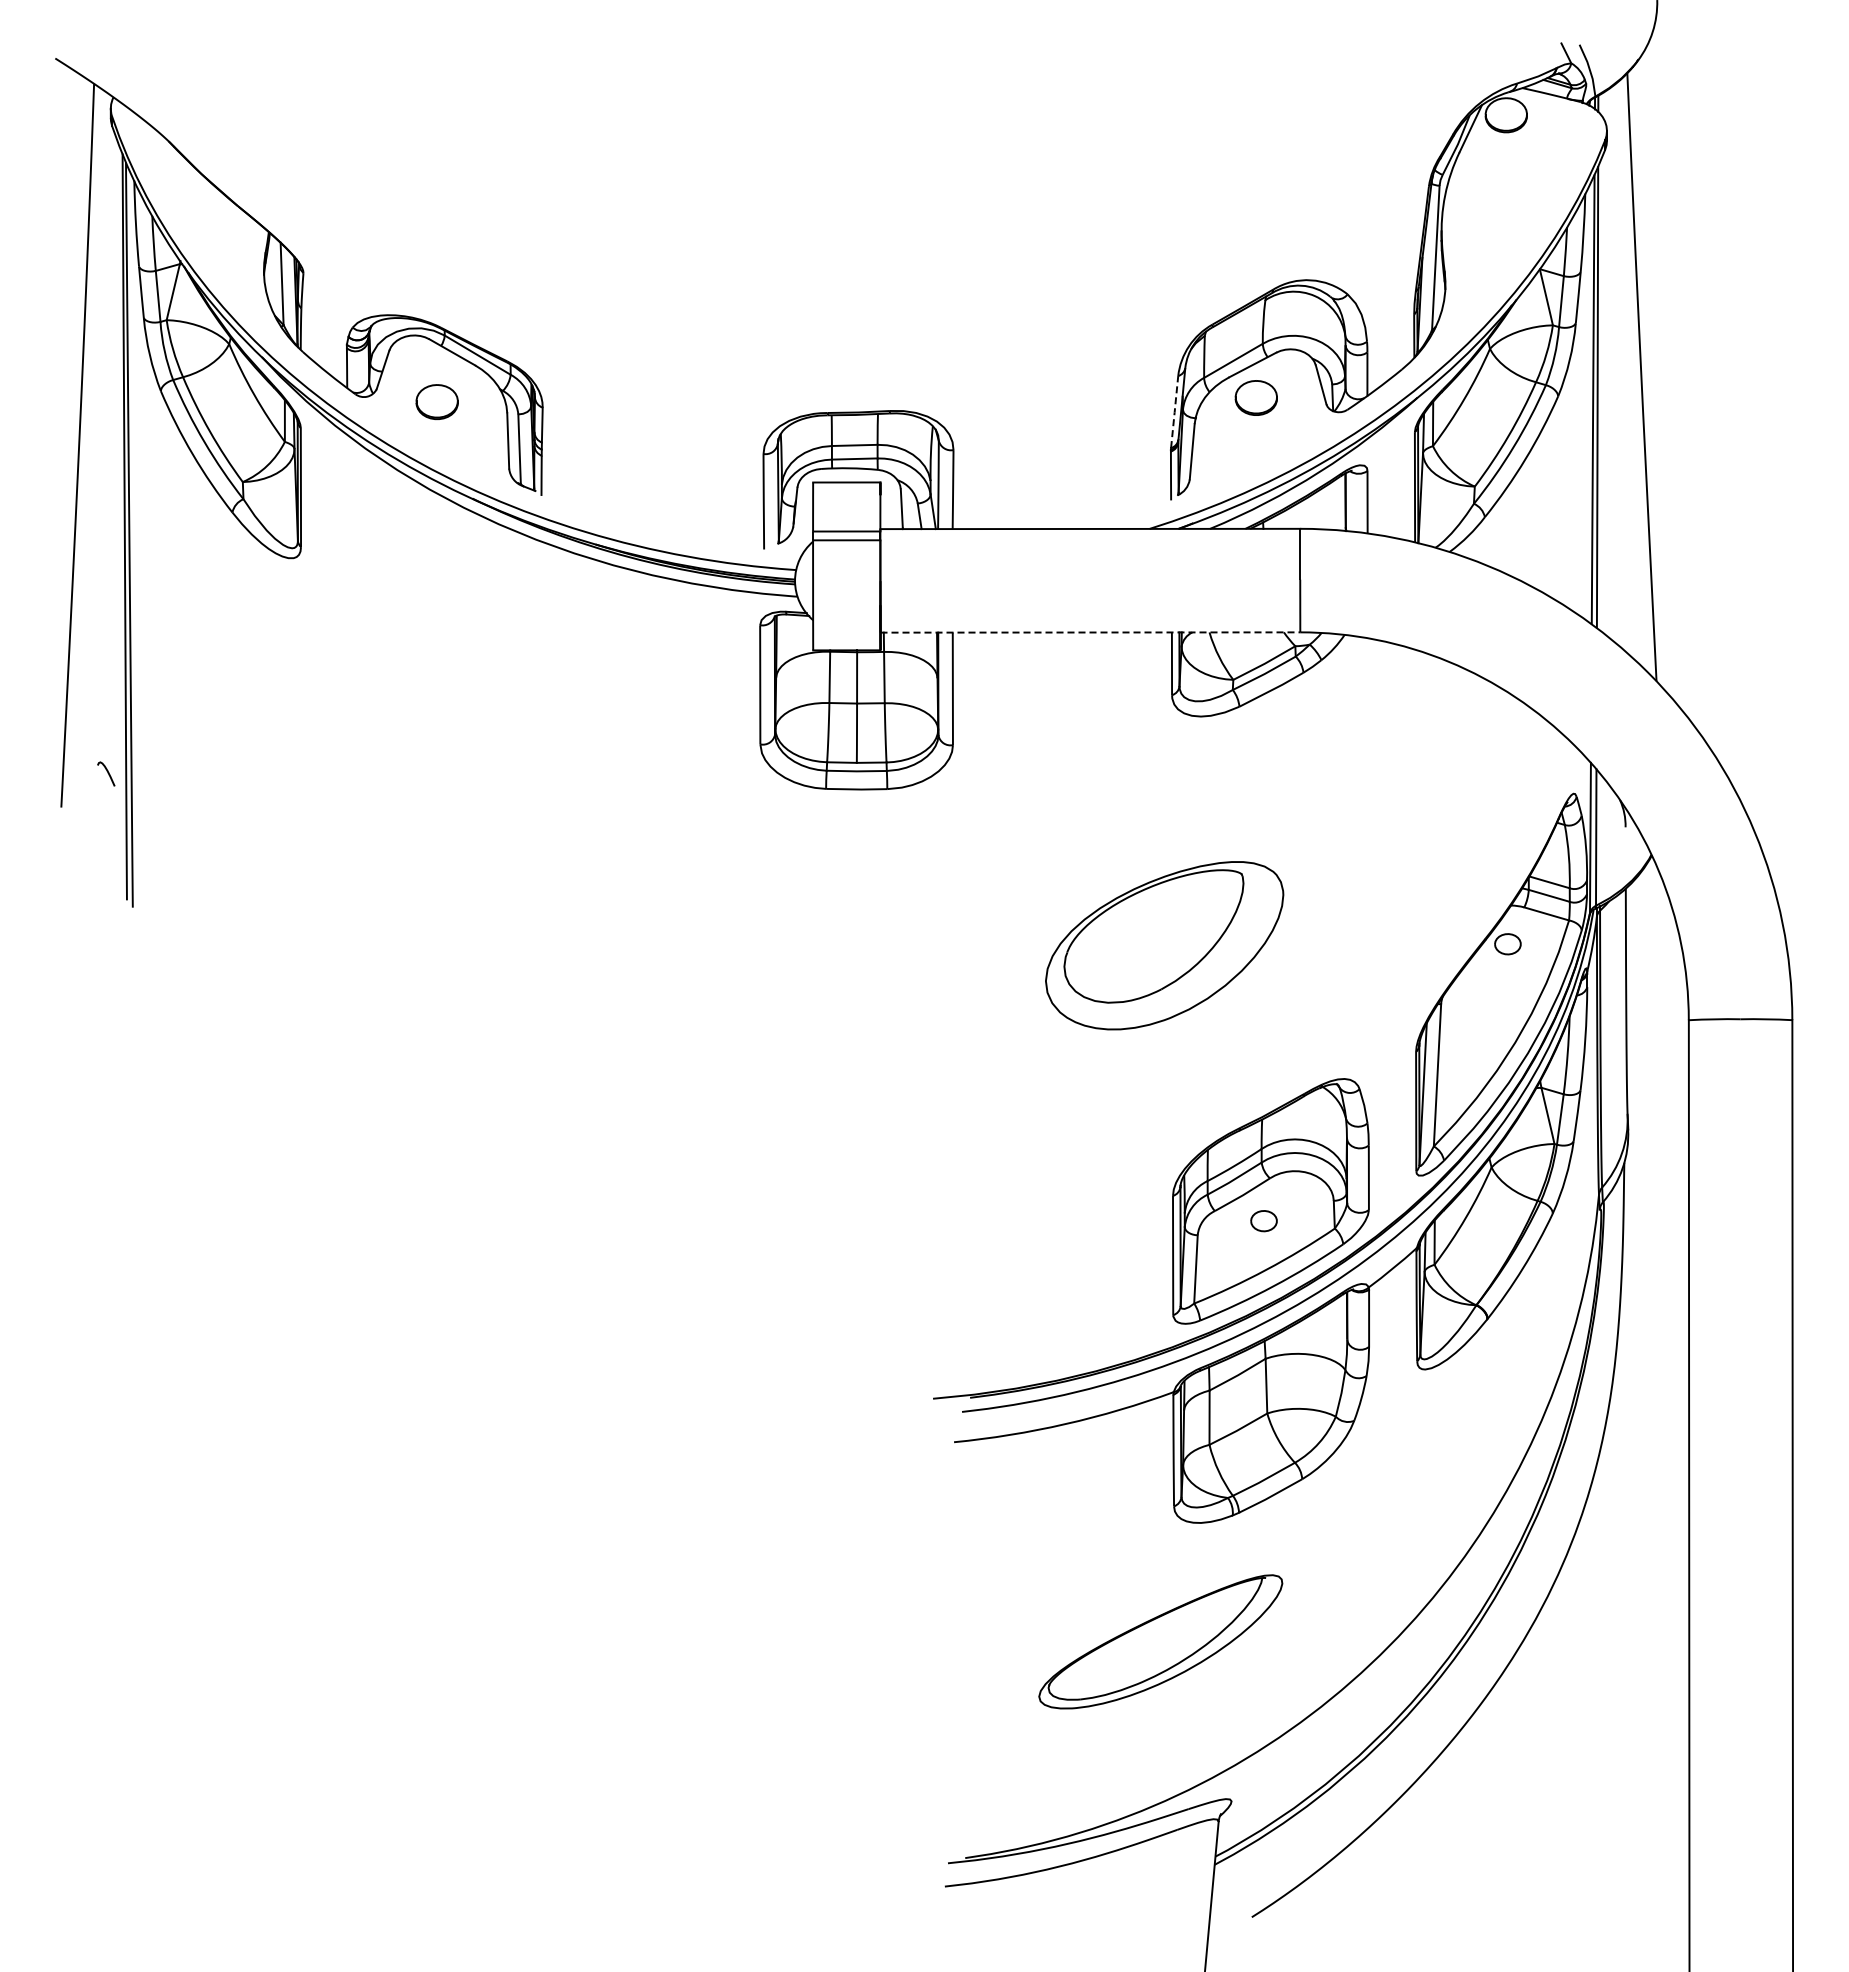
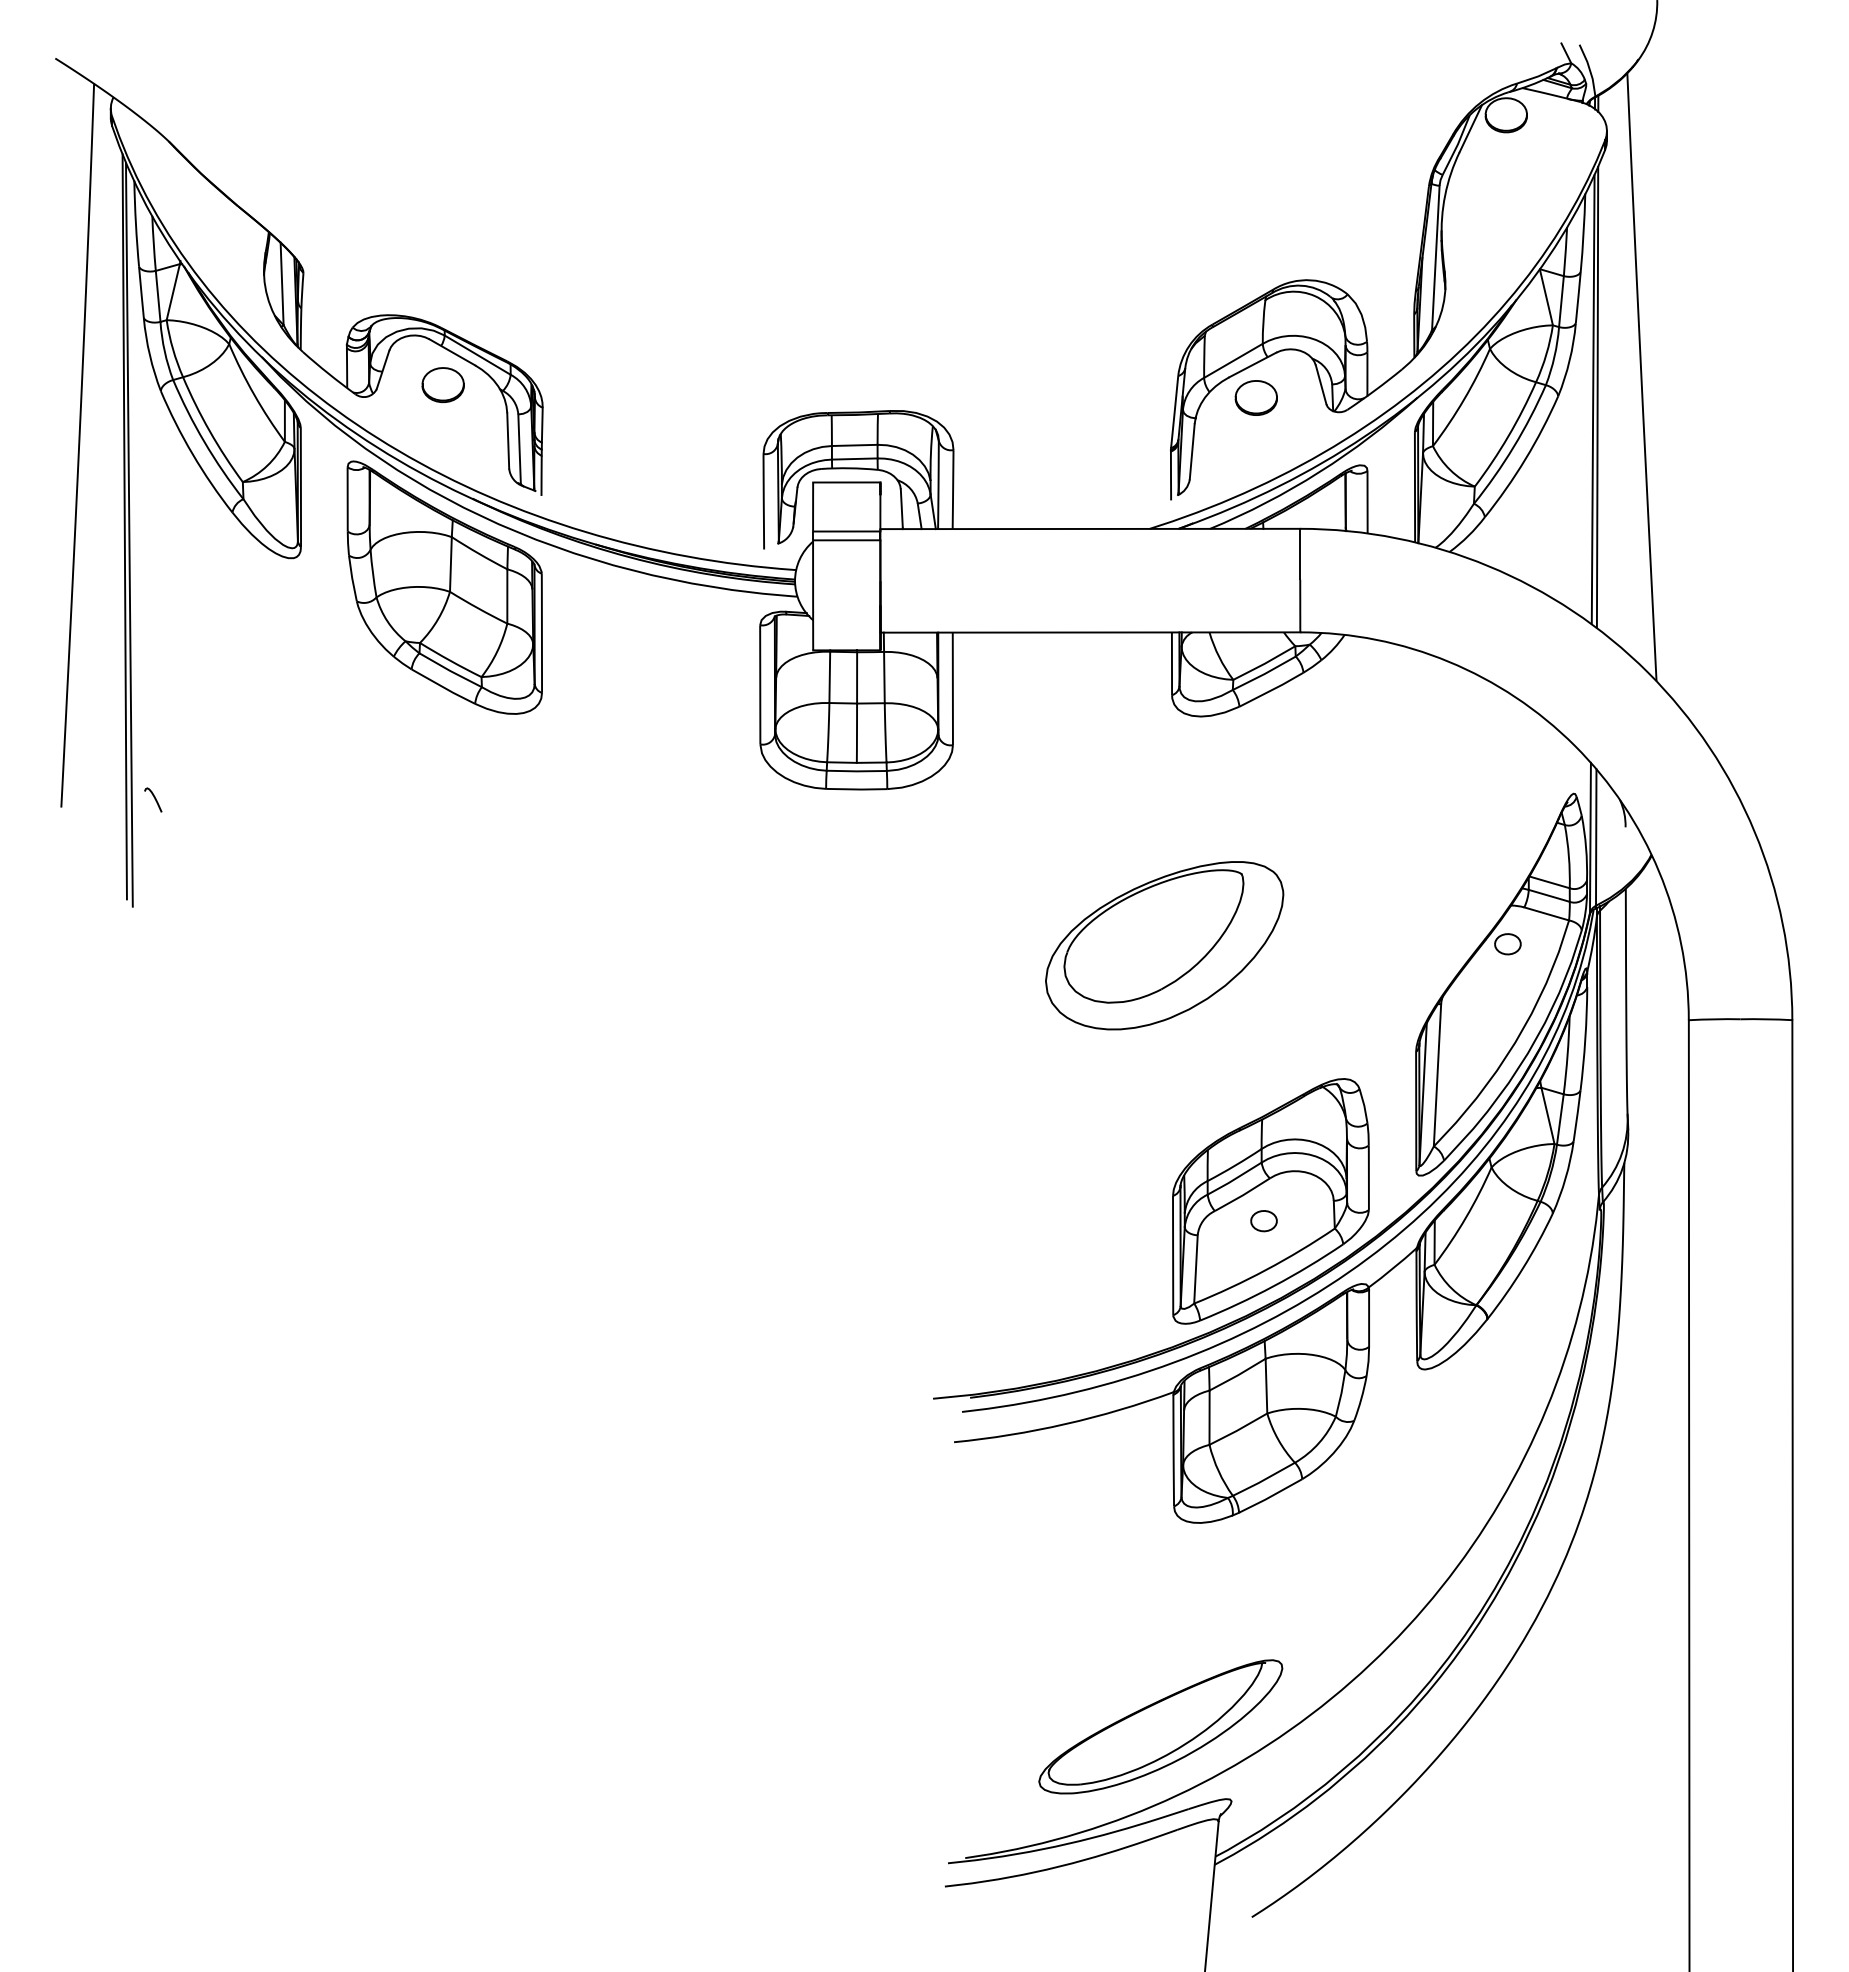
part position: (436, 402) -> (442, 385) (442, 385)
line: dashed -> solid (1174, 412)
part: none -> present (444, 587)
line: dashed -> solid (1090, 632)
curve position: (107, 773) -> (154, 799) (154, 799)
part position: (1160, 1641) -> (1160, 1726) (1160, 1726)
